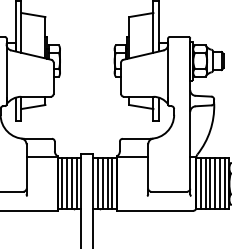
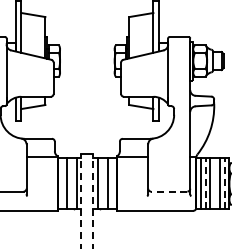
line: present -> none (62, 183)
line: present -> none (71, 183)
line: present -> none (102, 183)
line: present -> none (112, 183)
line: solid -> dashed (205, 183)
line: present -> none (215, 183)
line: solid -> dashed (224, 183)
line: solid -> dashed (168, 191)
line: solid -> dashed (81, 200)
line: solid -> dashed (93, 200)
